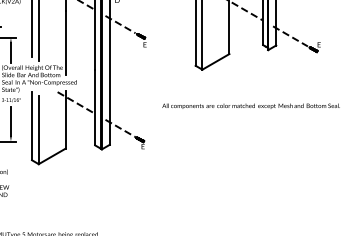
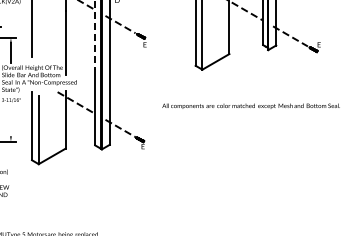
line: present -> none (38, 31)
line: solid -> dashed (95, 35)
line: present -> none (10, 121)
